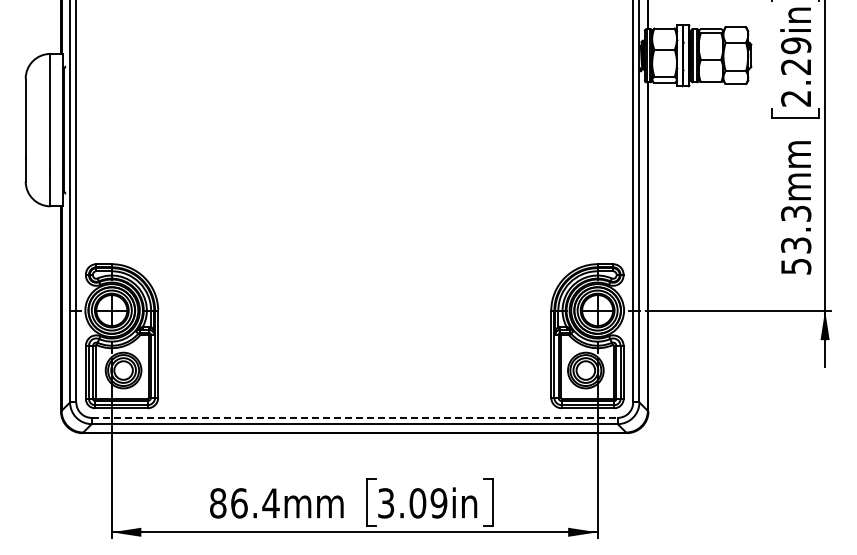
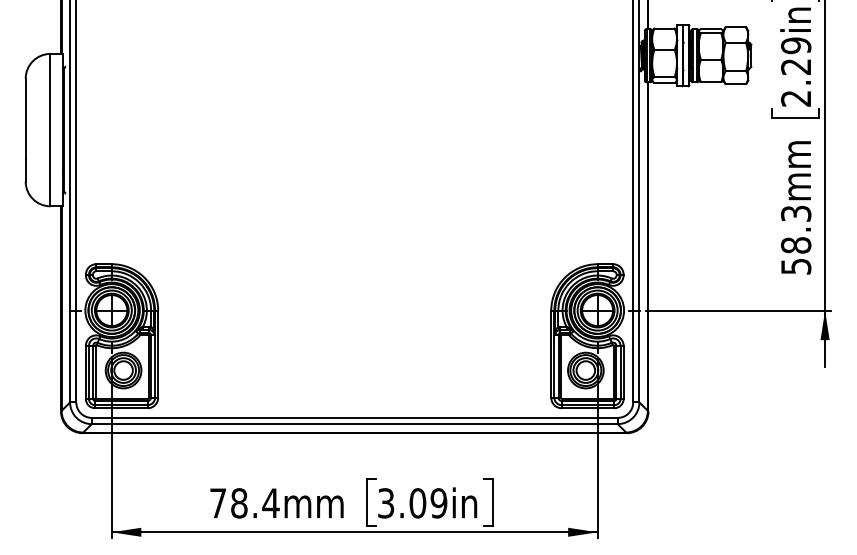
text: 53.3mm -> 58.3mm (796, 245)
line: dashed -> solid (354, 417)
text: 86.4mm -> 78.4mm (228, 503)
